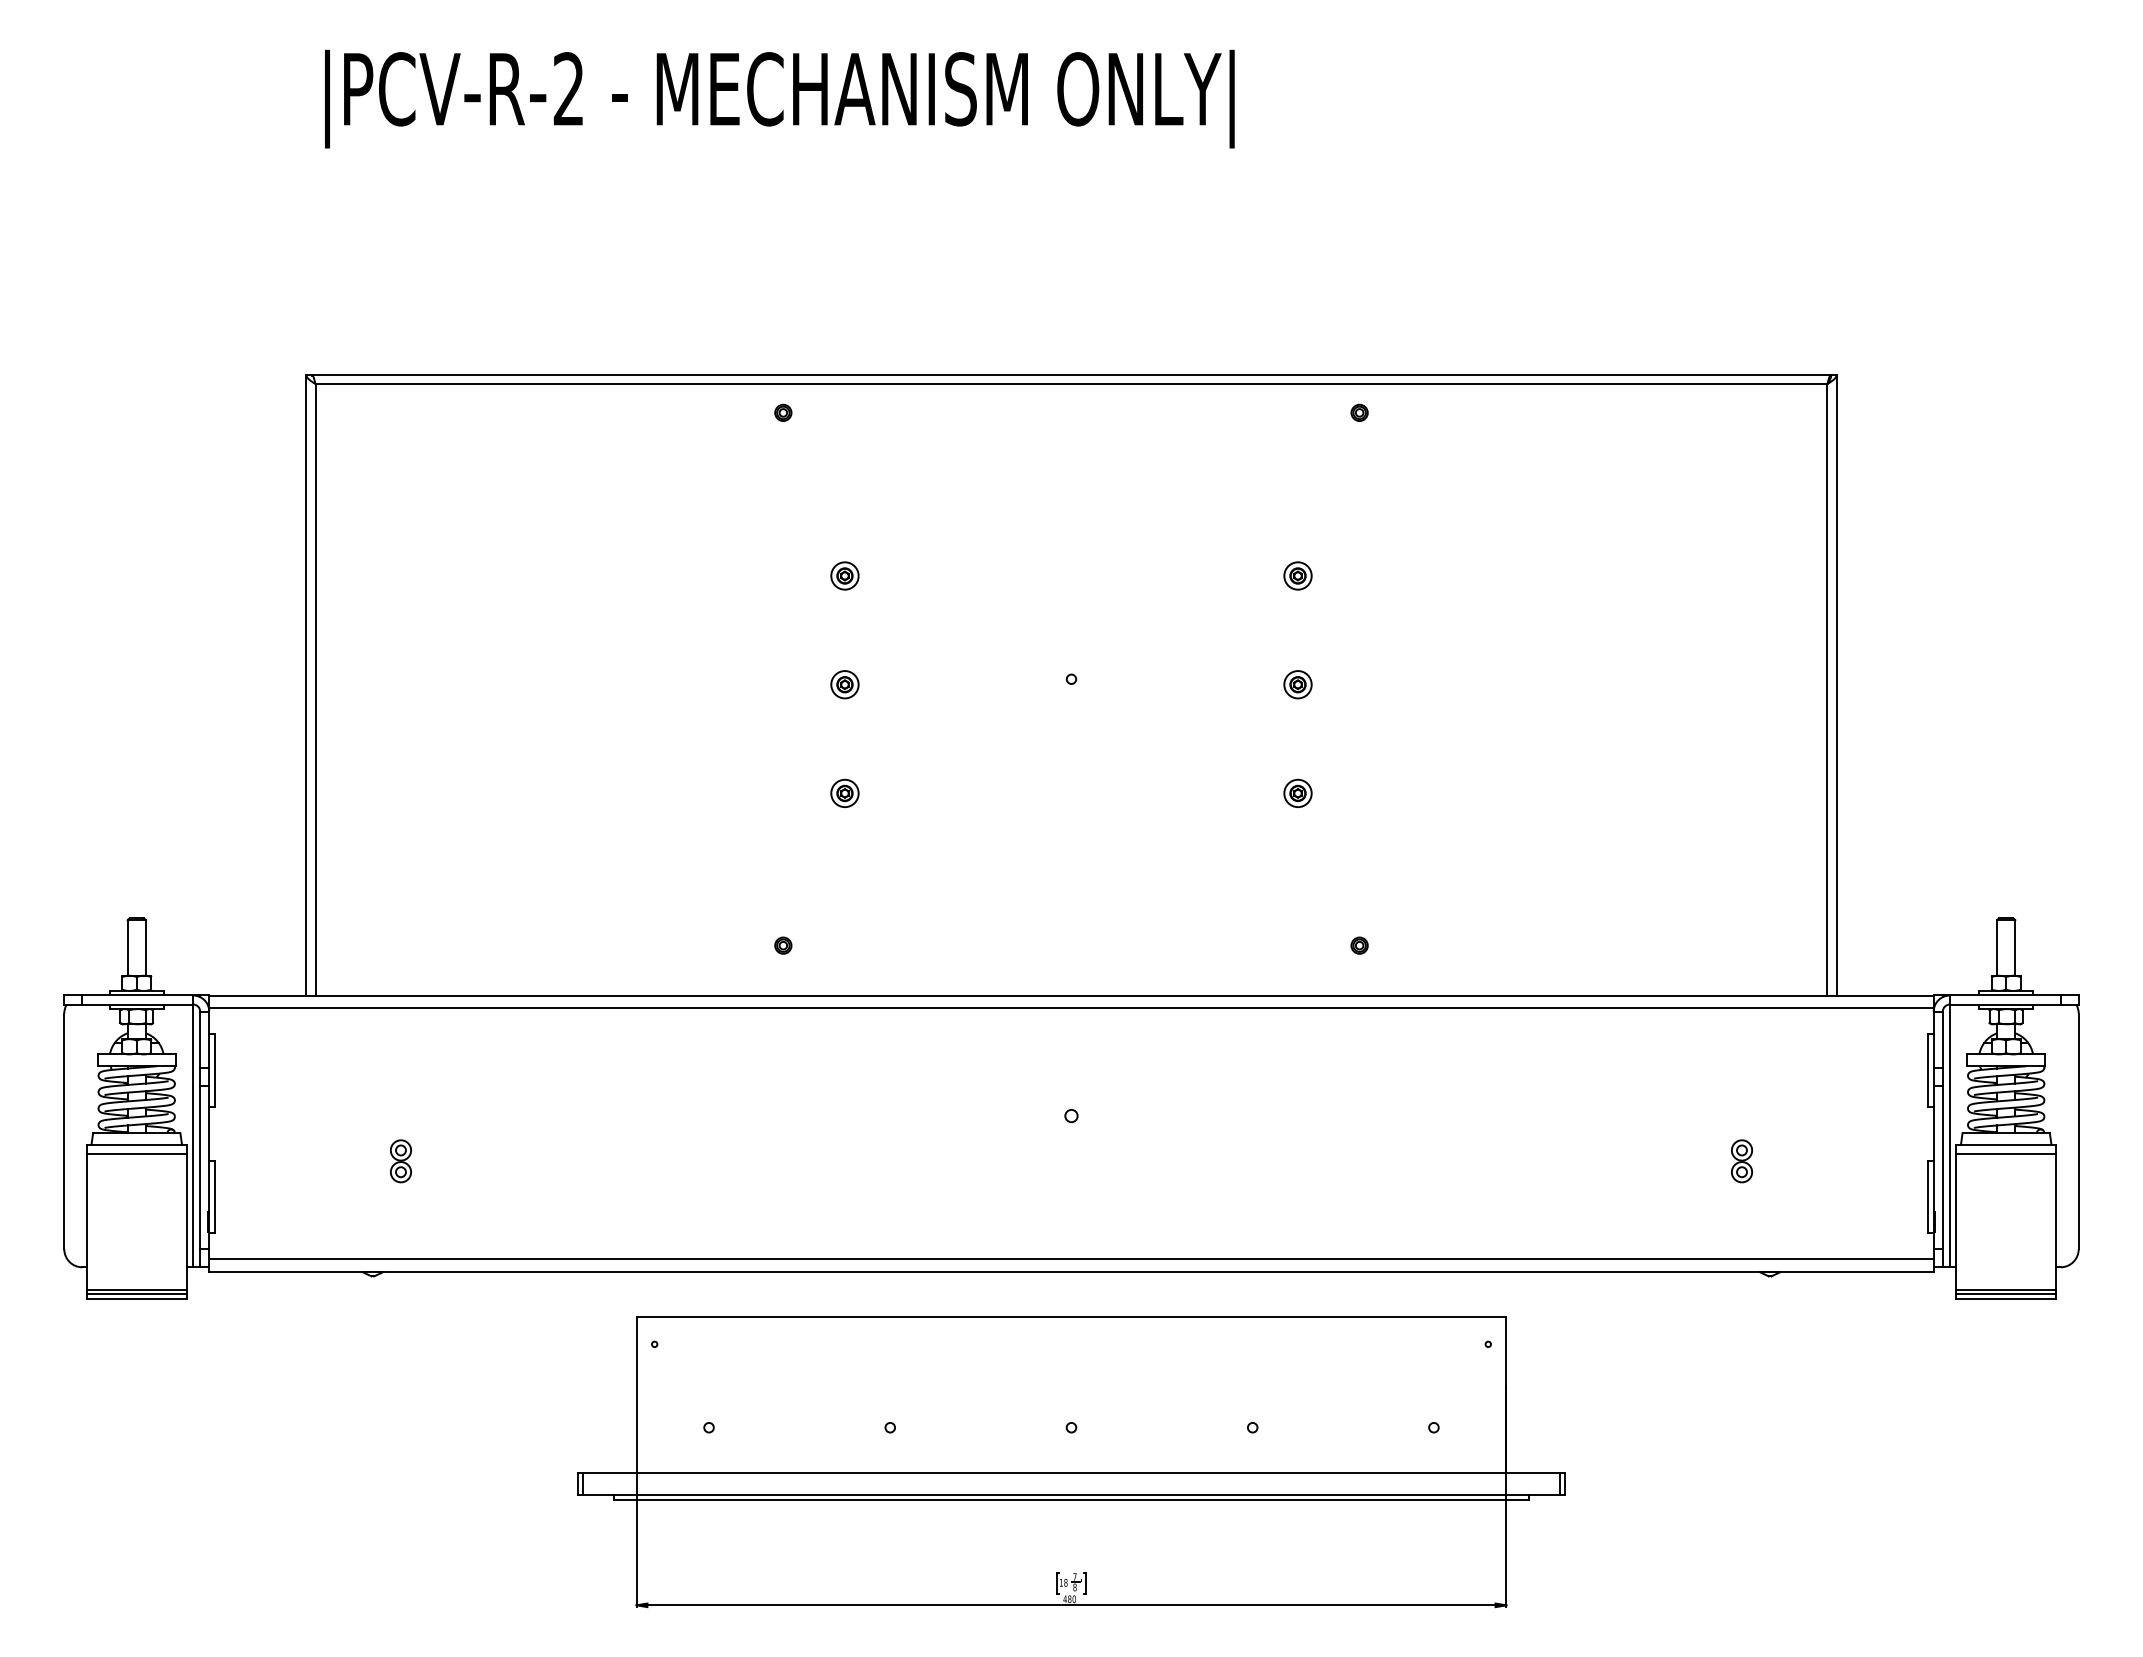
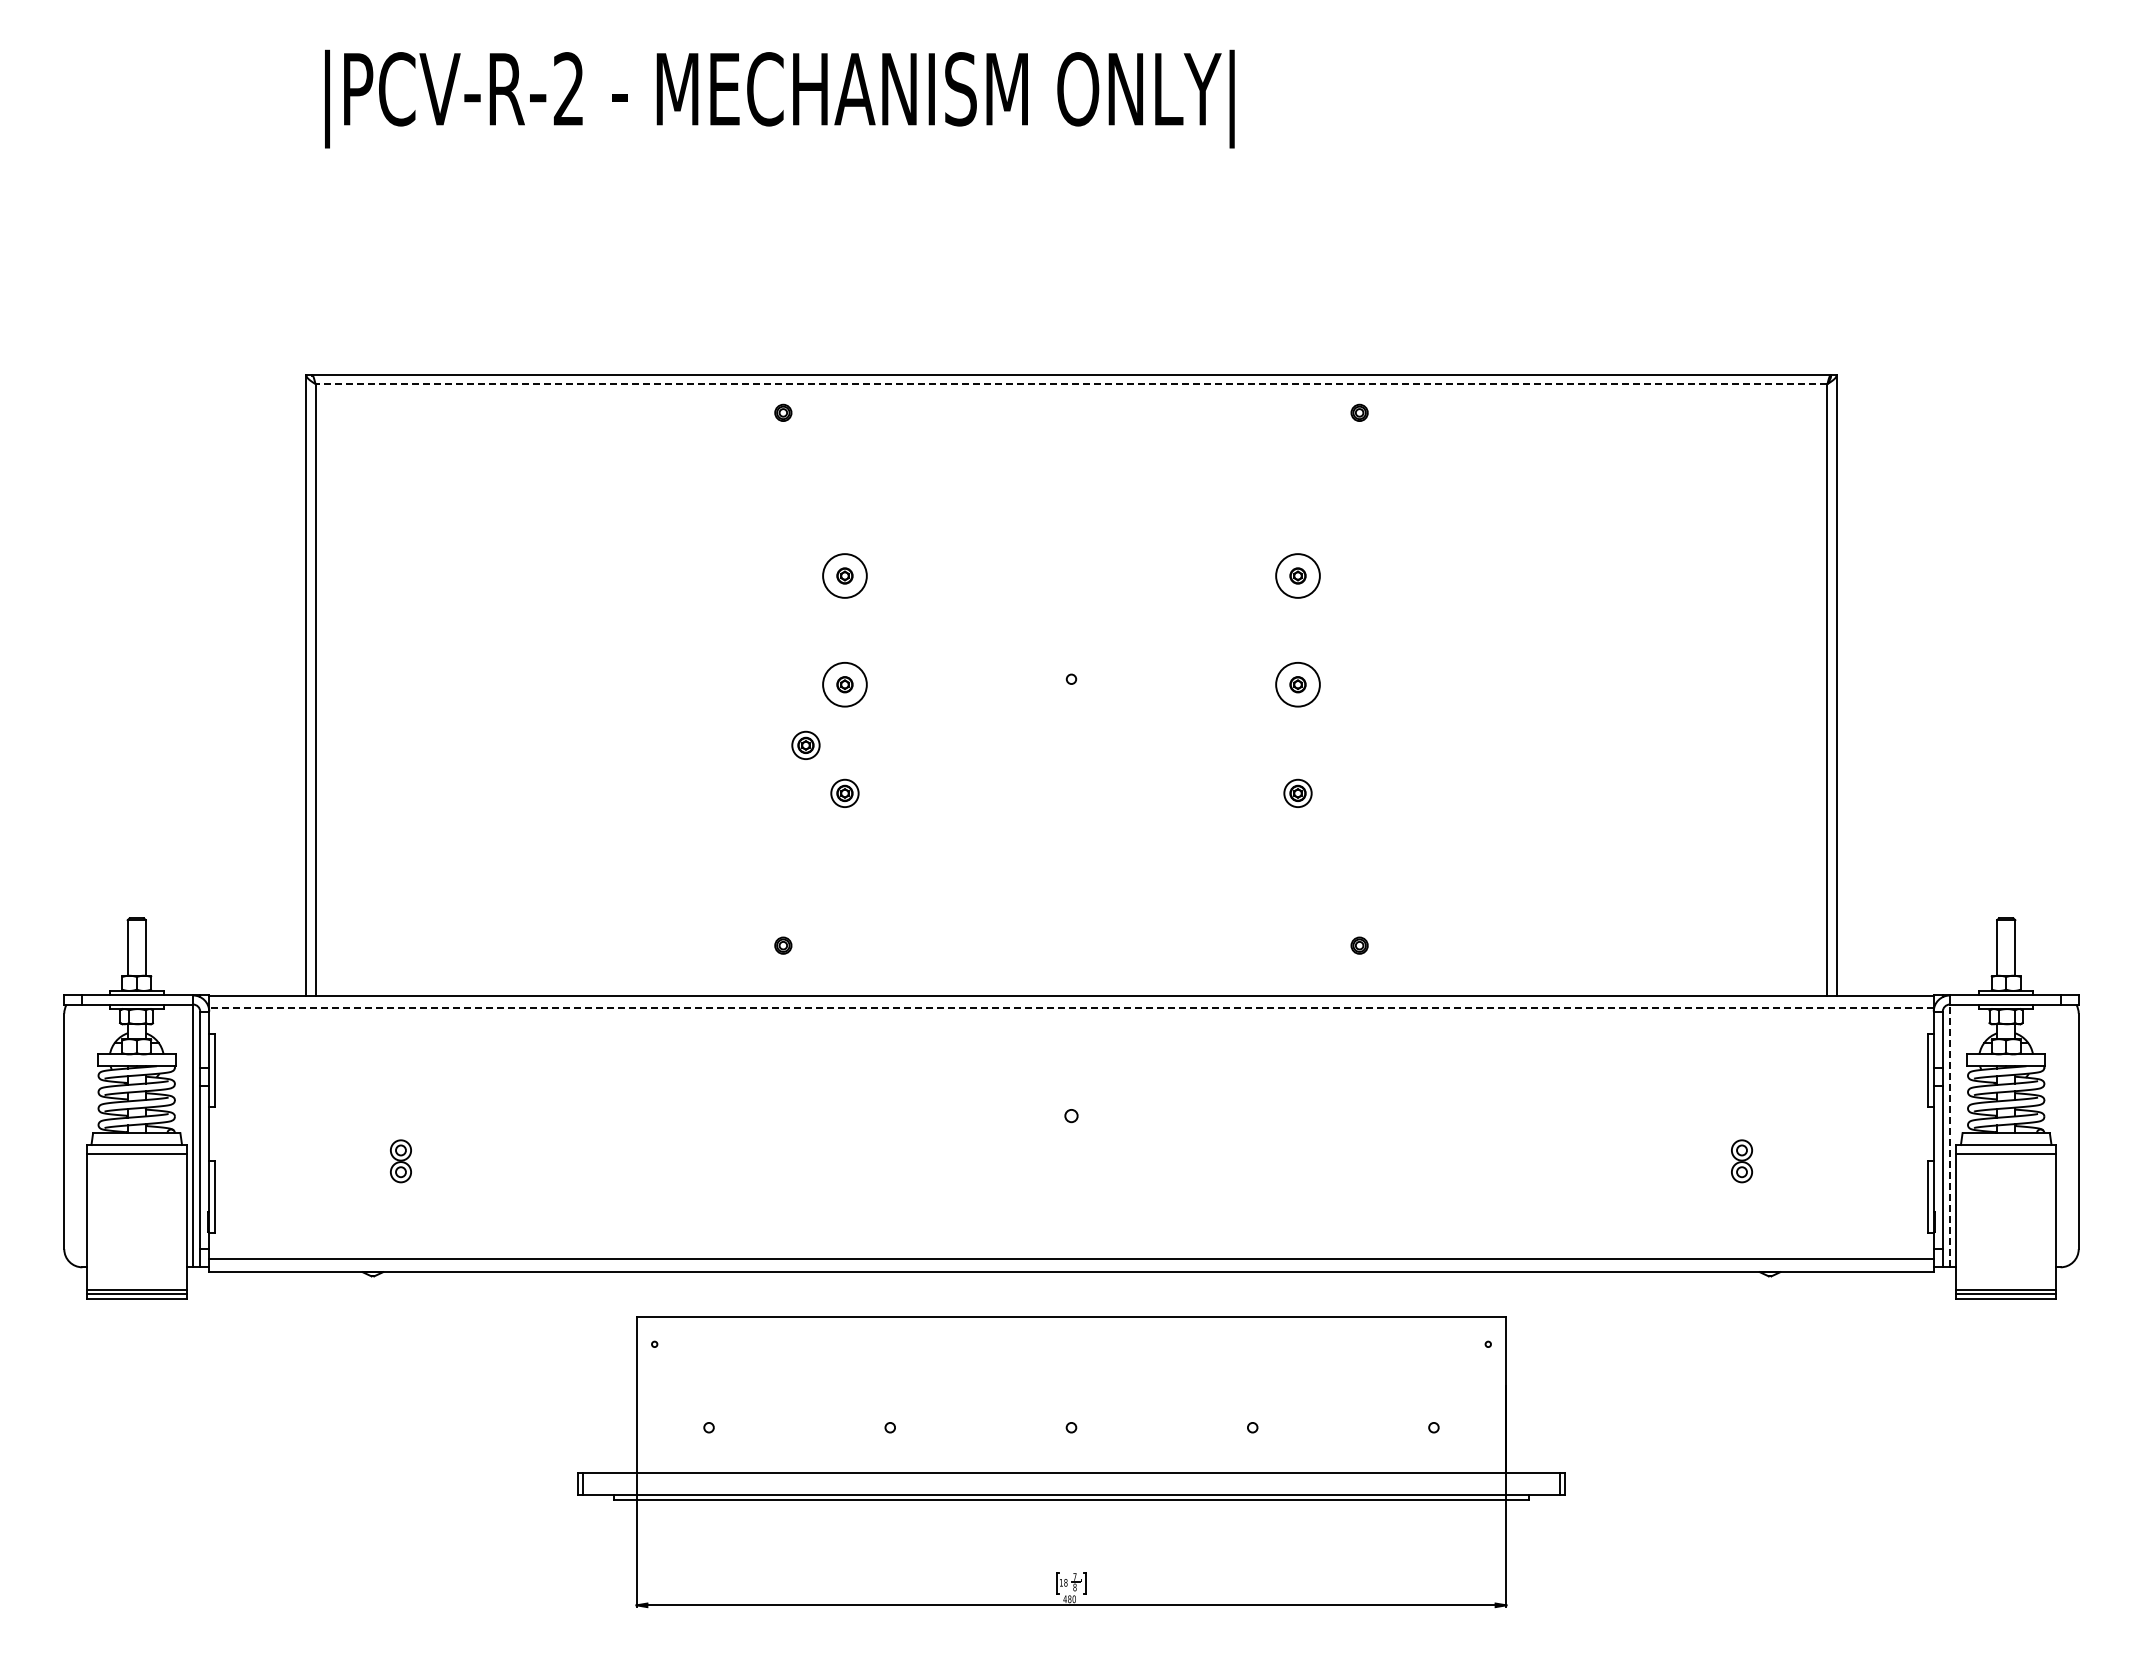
line: solid -> dashed (1071, 384)
circle diameter: 27 px -> 44 px (844, 575)
circle diameter: 27 px -> 44 px (1297, 575)
circle diameter: 27 px -> 44 px (844, 684)
circle diameter: 27 px -> 44 px (1297, 684)
part: none -> present (805, 744)
line: solid -> dashed (1071, 1008)
line: solid -> dashed (1949, 1135)
